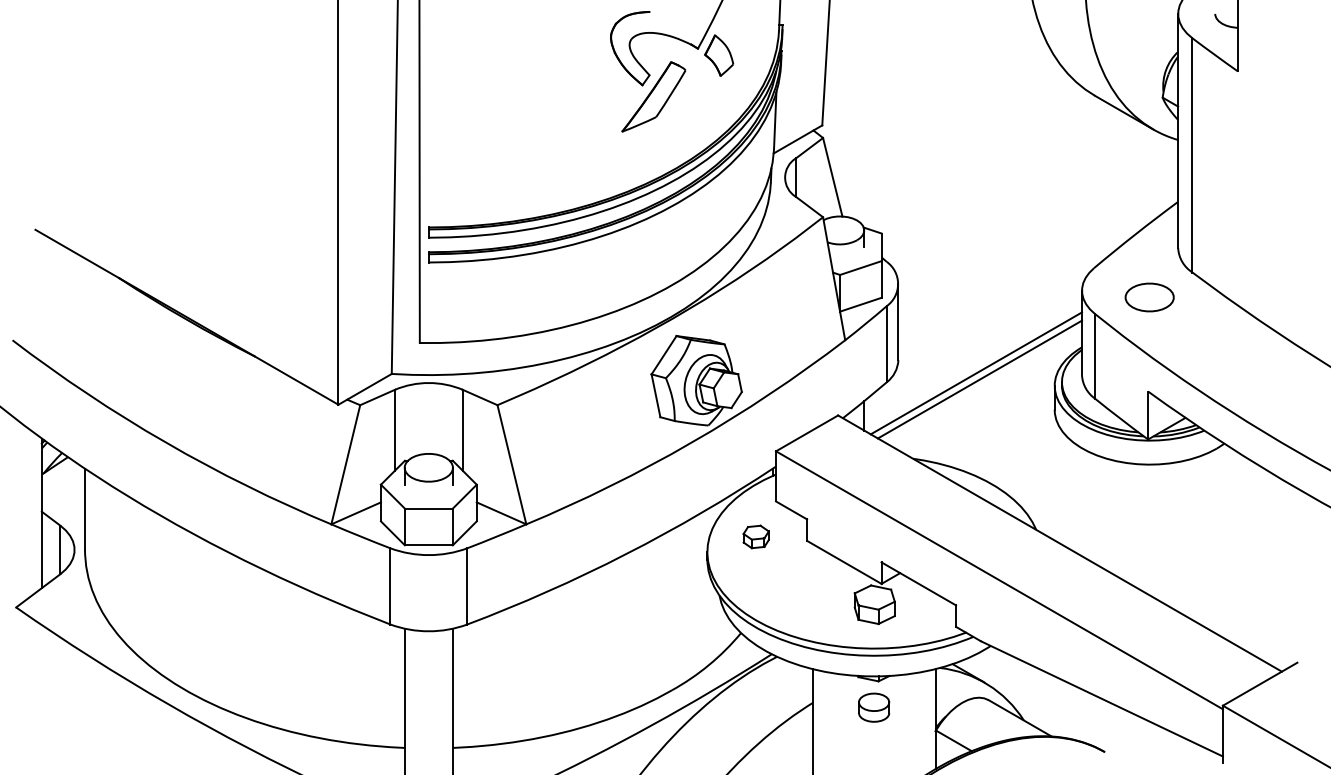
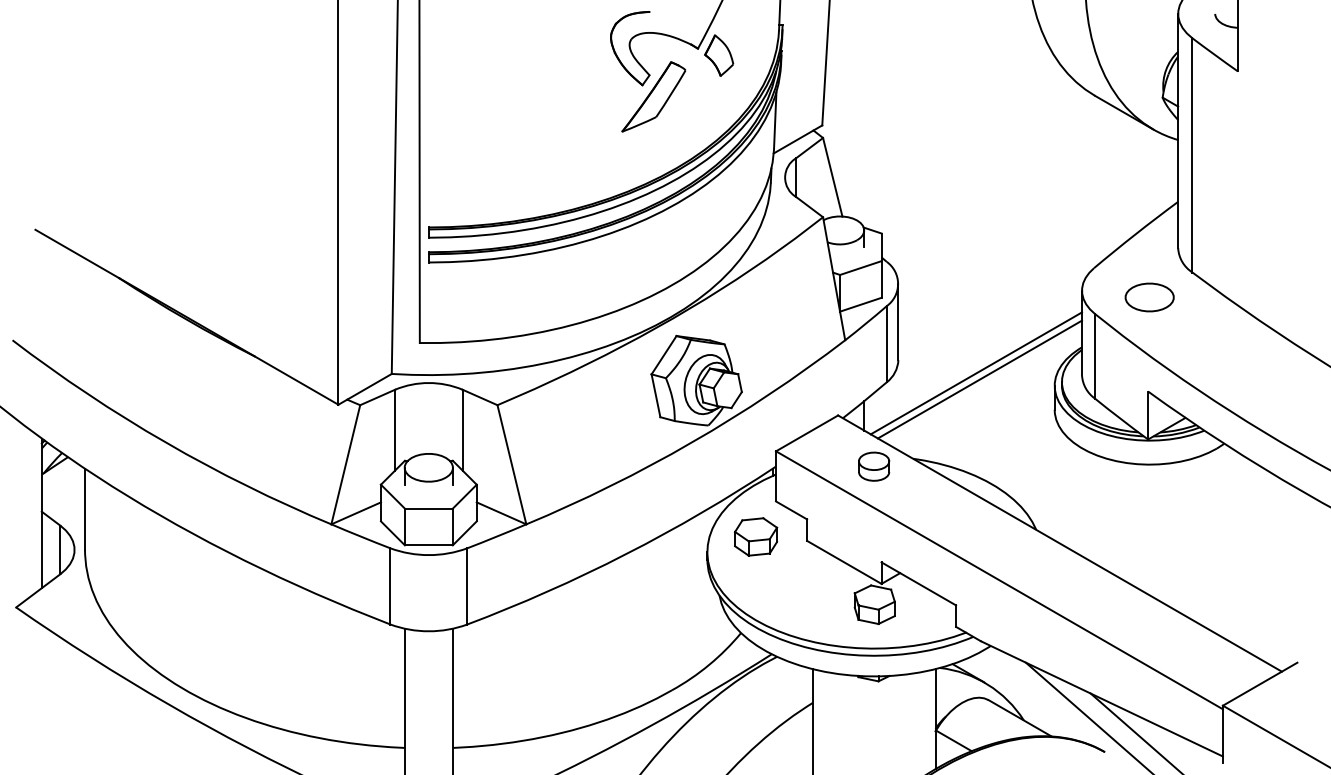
part size: 28x26 px -> 45x40 px (756, 536)
part position: (874, 707) -> (874, 466) (874, 466)
line: none -> present (1087, 716)
line: none -> present (1134, 732)
